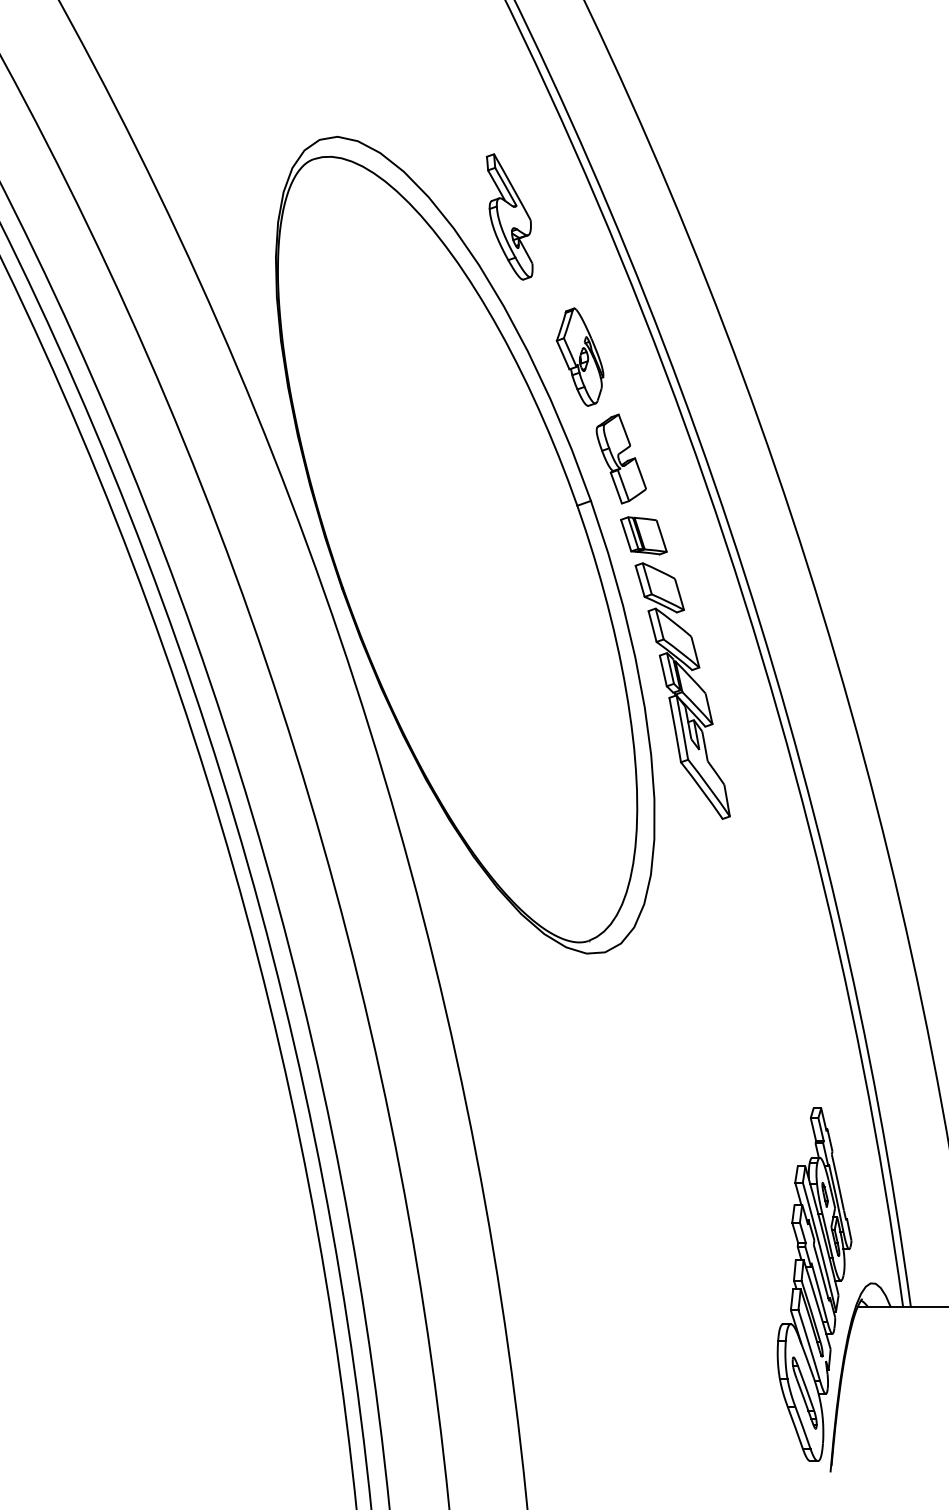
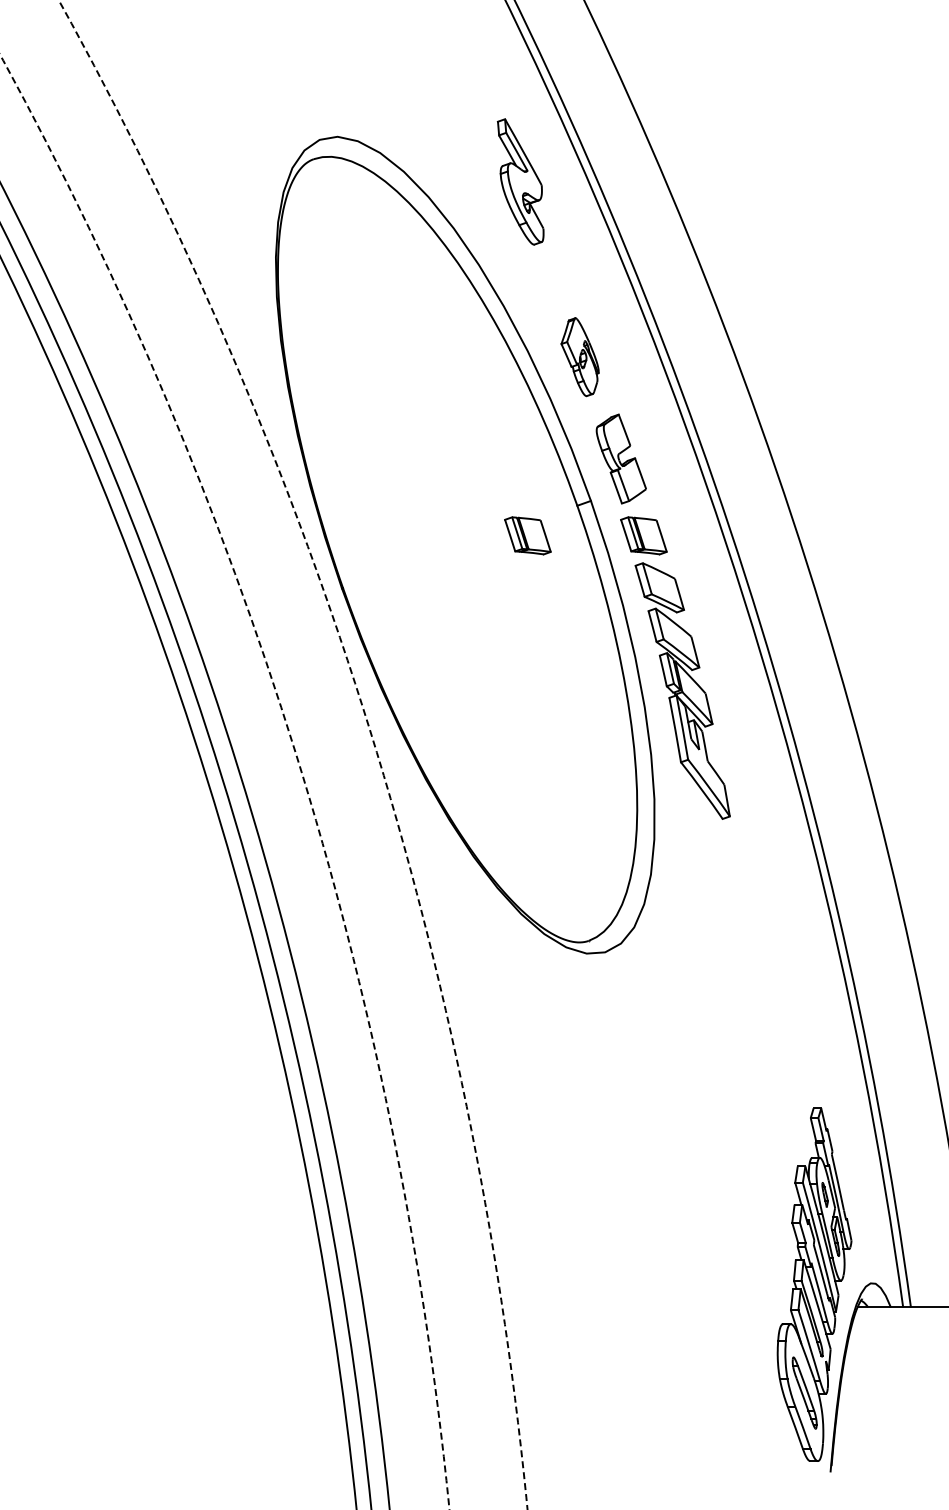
part position: (509, 216) -> (520, 181) (520, 181)
part size: 50x100 px -> 40x81 px (579, 357)
part: none -> present (527, 535)
circle: solid -> dashed (292, 754)
circle: solid -> dashed (224, 781)
